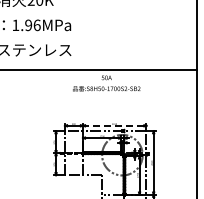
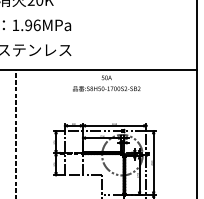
line: dashed -> solid (114, 125)
line: none -> present (15, 132)
